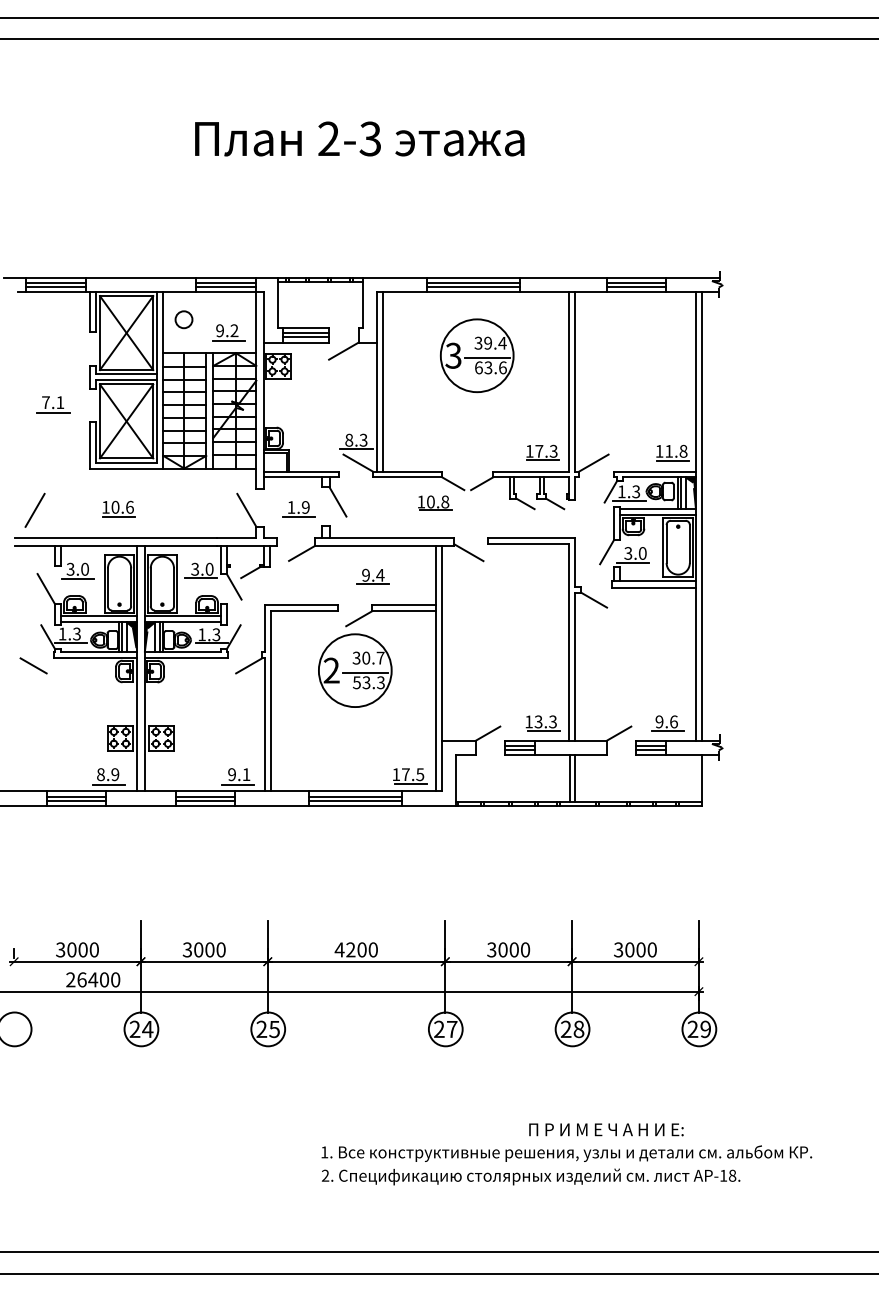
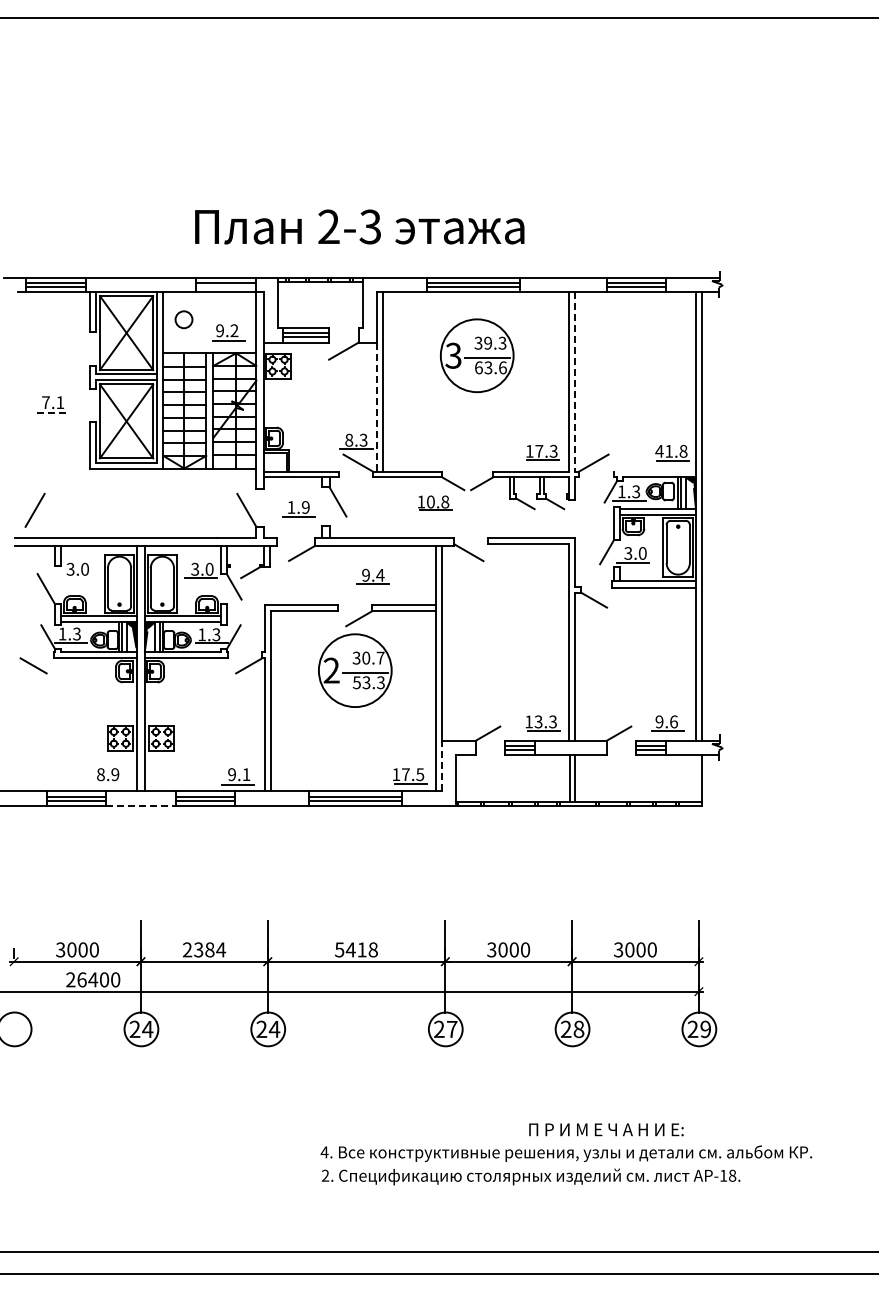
line: present -> none (438, 39)
text position: (359, 138) -> (359, 226) (359, 226)
line: present -> none (225, 286)
text: 39.4 -> 39.3 (502, 342)
line: solid -> dashed (575, 381)
line: solid -> dashed (377, 407)
line: solid -> dashed (54, 413)
text: 11.8 -> 41.8 (659, 451)
line: present -> none (654, 471)
part: present -> none (118, 508)
line: present -> none (77, 578)
line: solid -> dashed (441, 765)
line: present -> none (108, 784)
line: solid -> dashed (140, 805)
text: 3000 -> 2384 (204, 949)
text: 4200 -> 5418 (355, 949)
text: 25 -> 24 (274, 1029)
text: 1. -> 4. (324, 1152)
